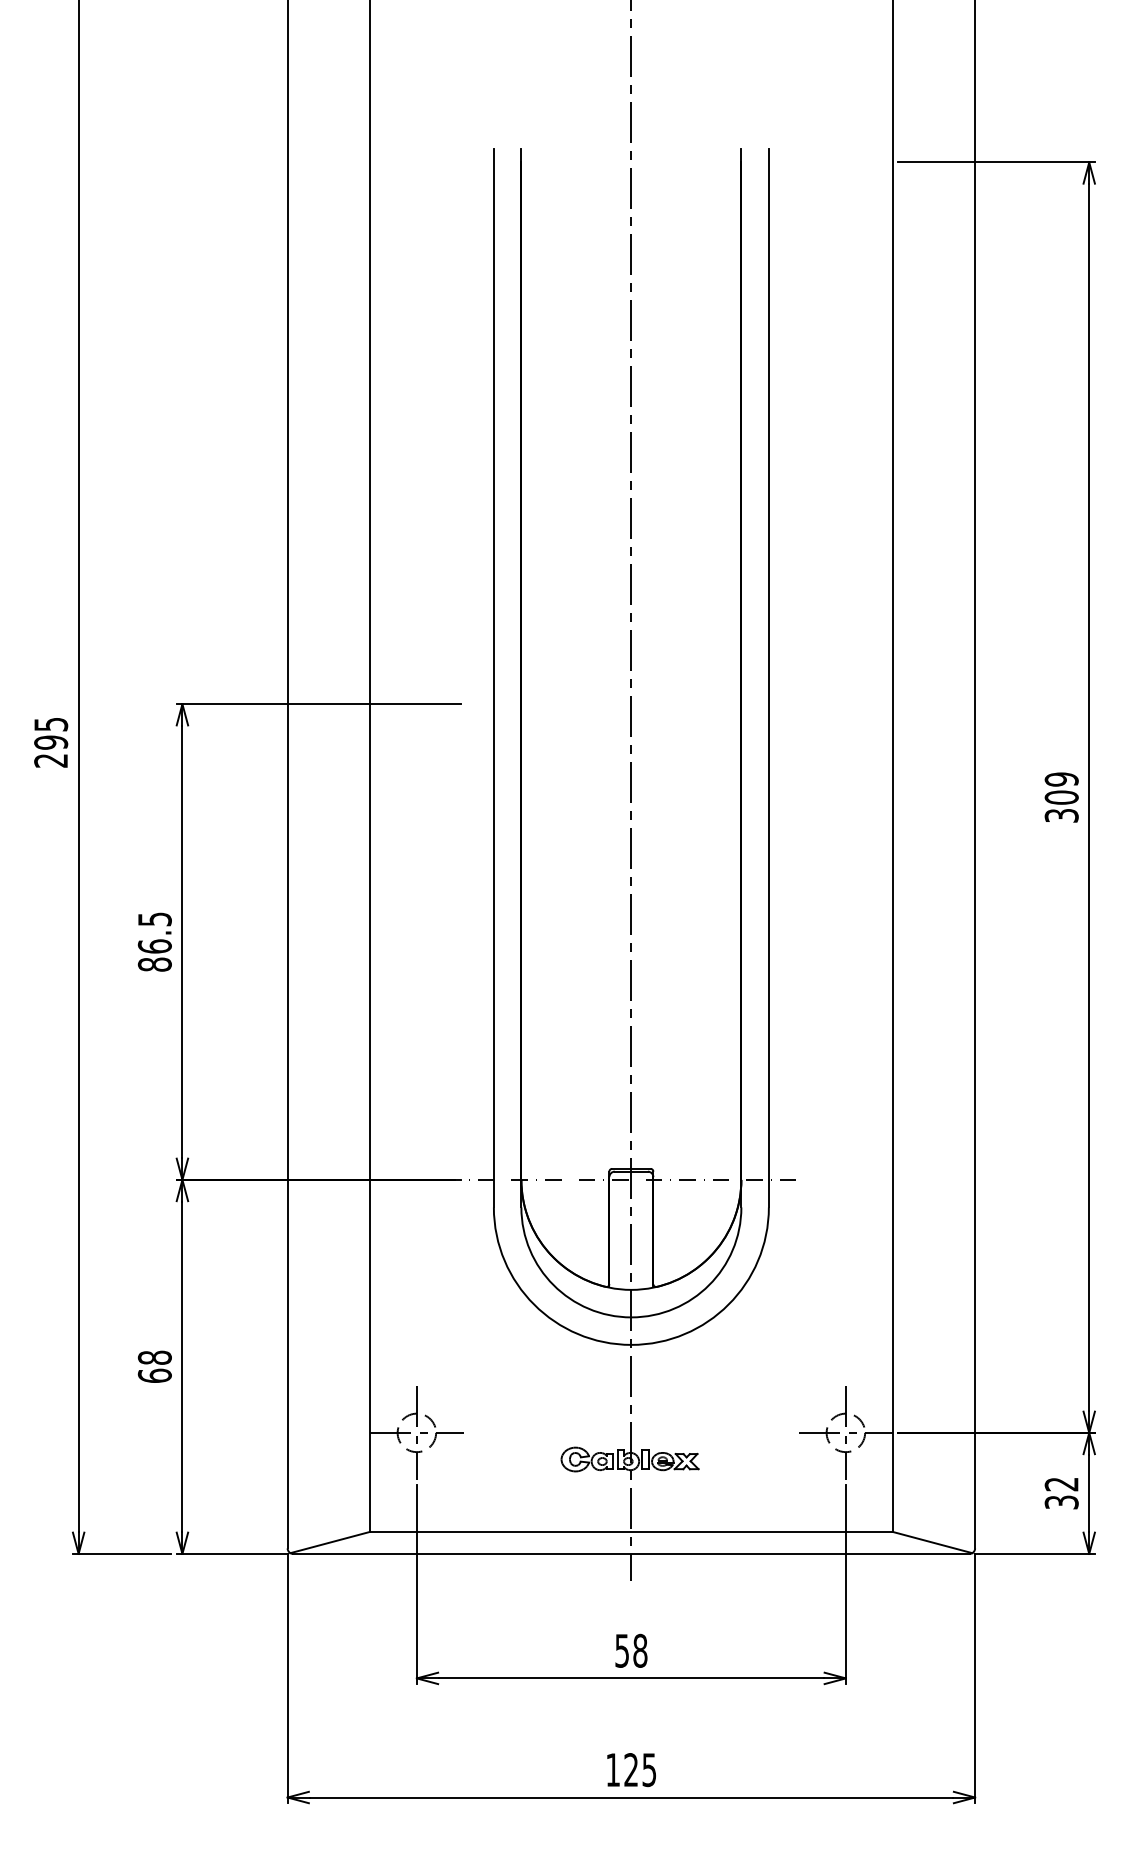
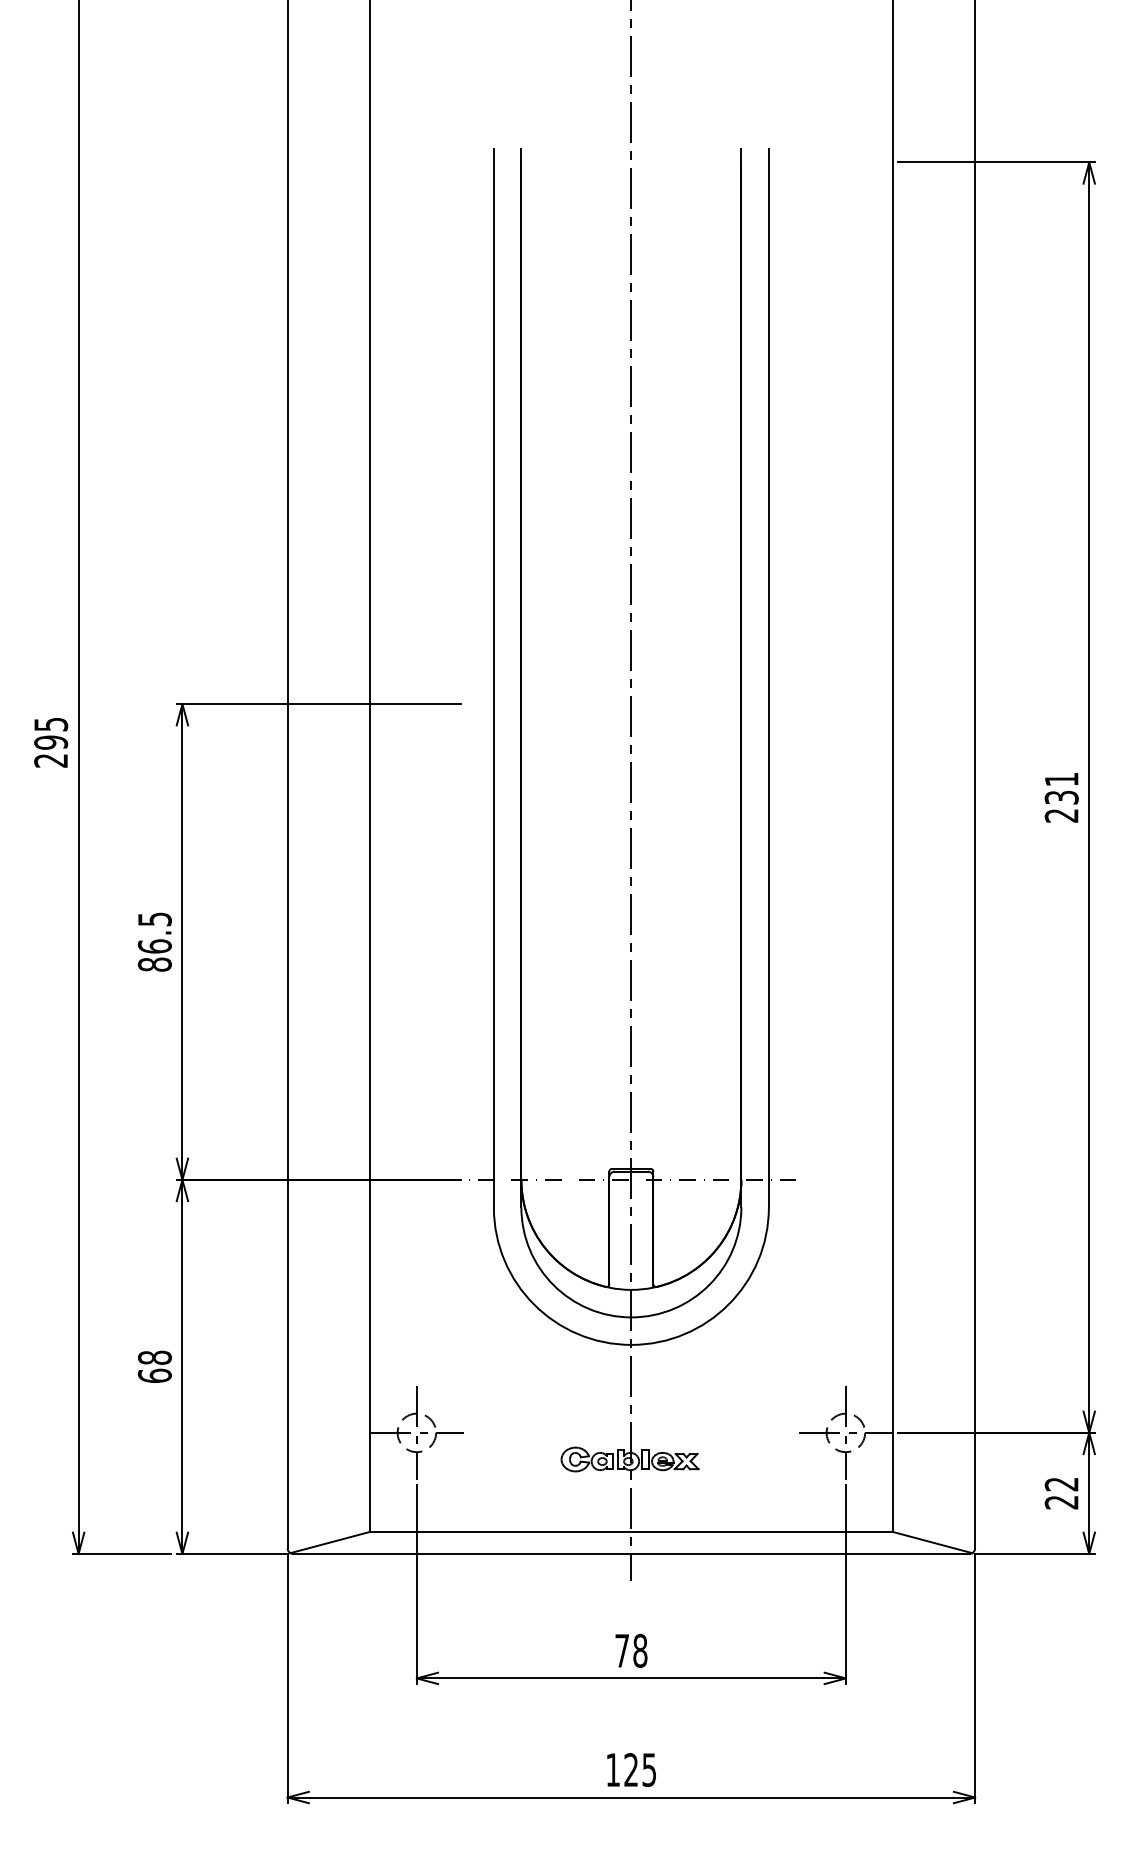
text: 309 -> 231 (1061, 797)
text: 32 -> 22 (1061, 1502)
text: 58 -> 78 (621, 1650)
